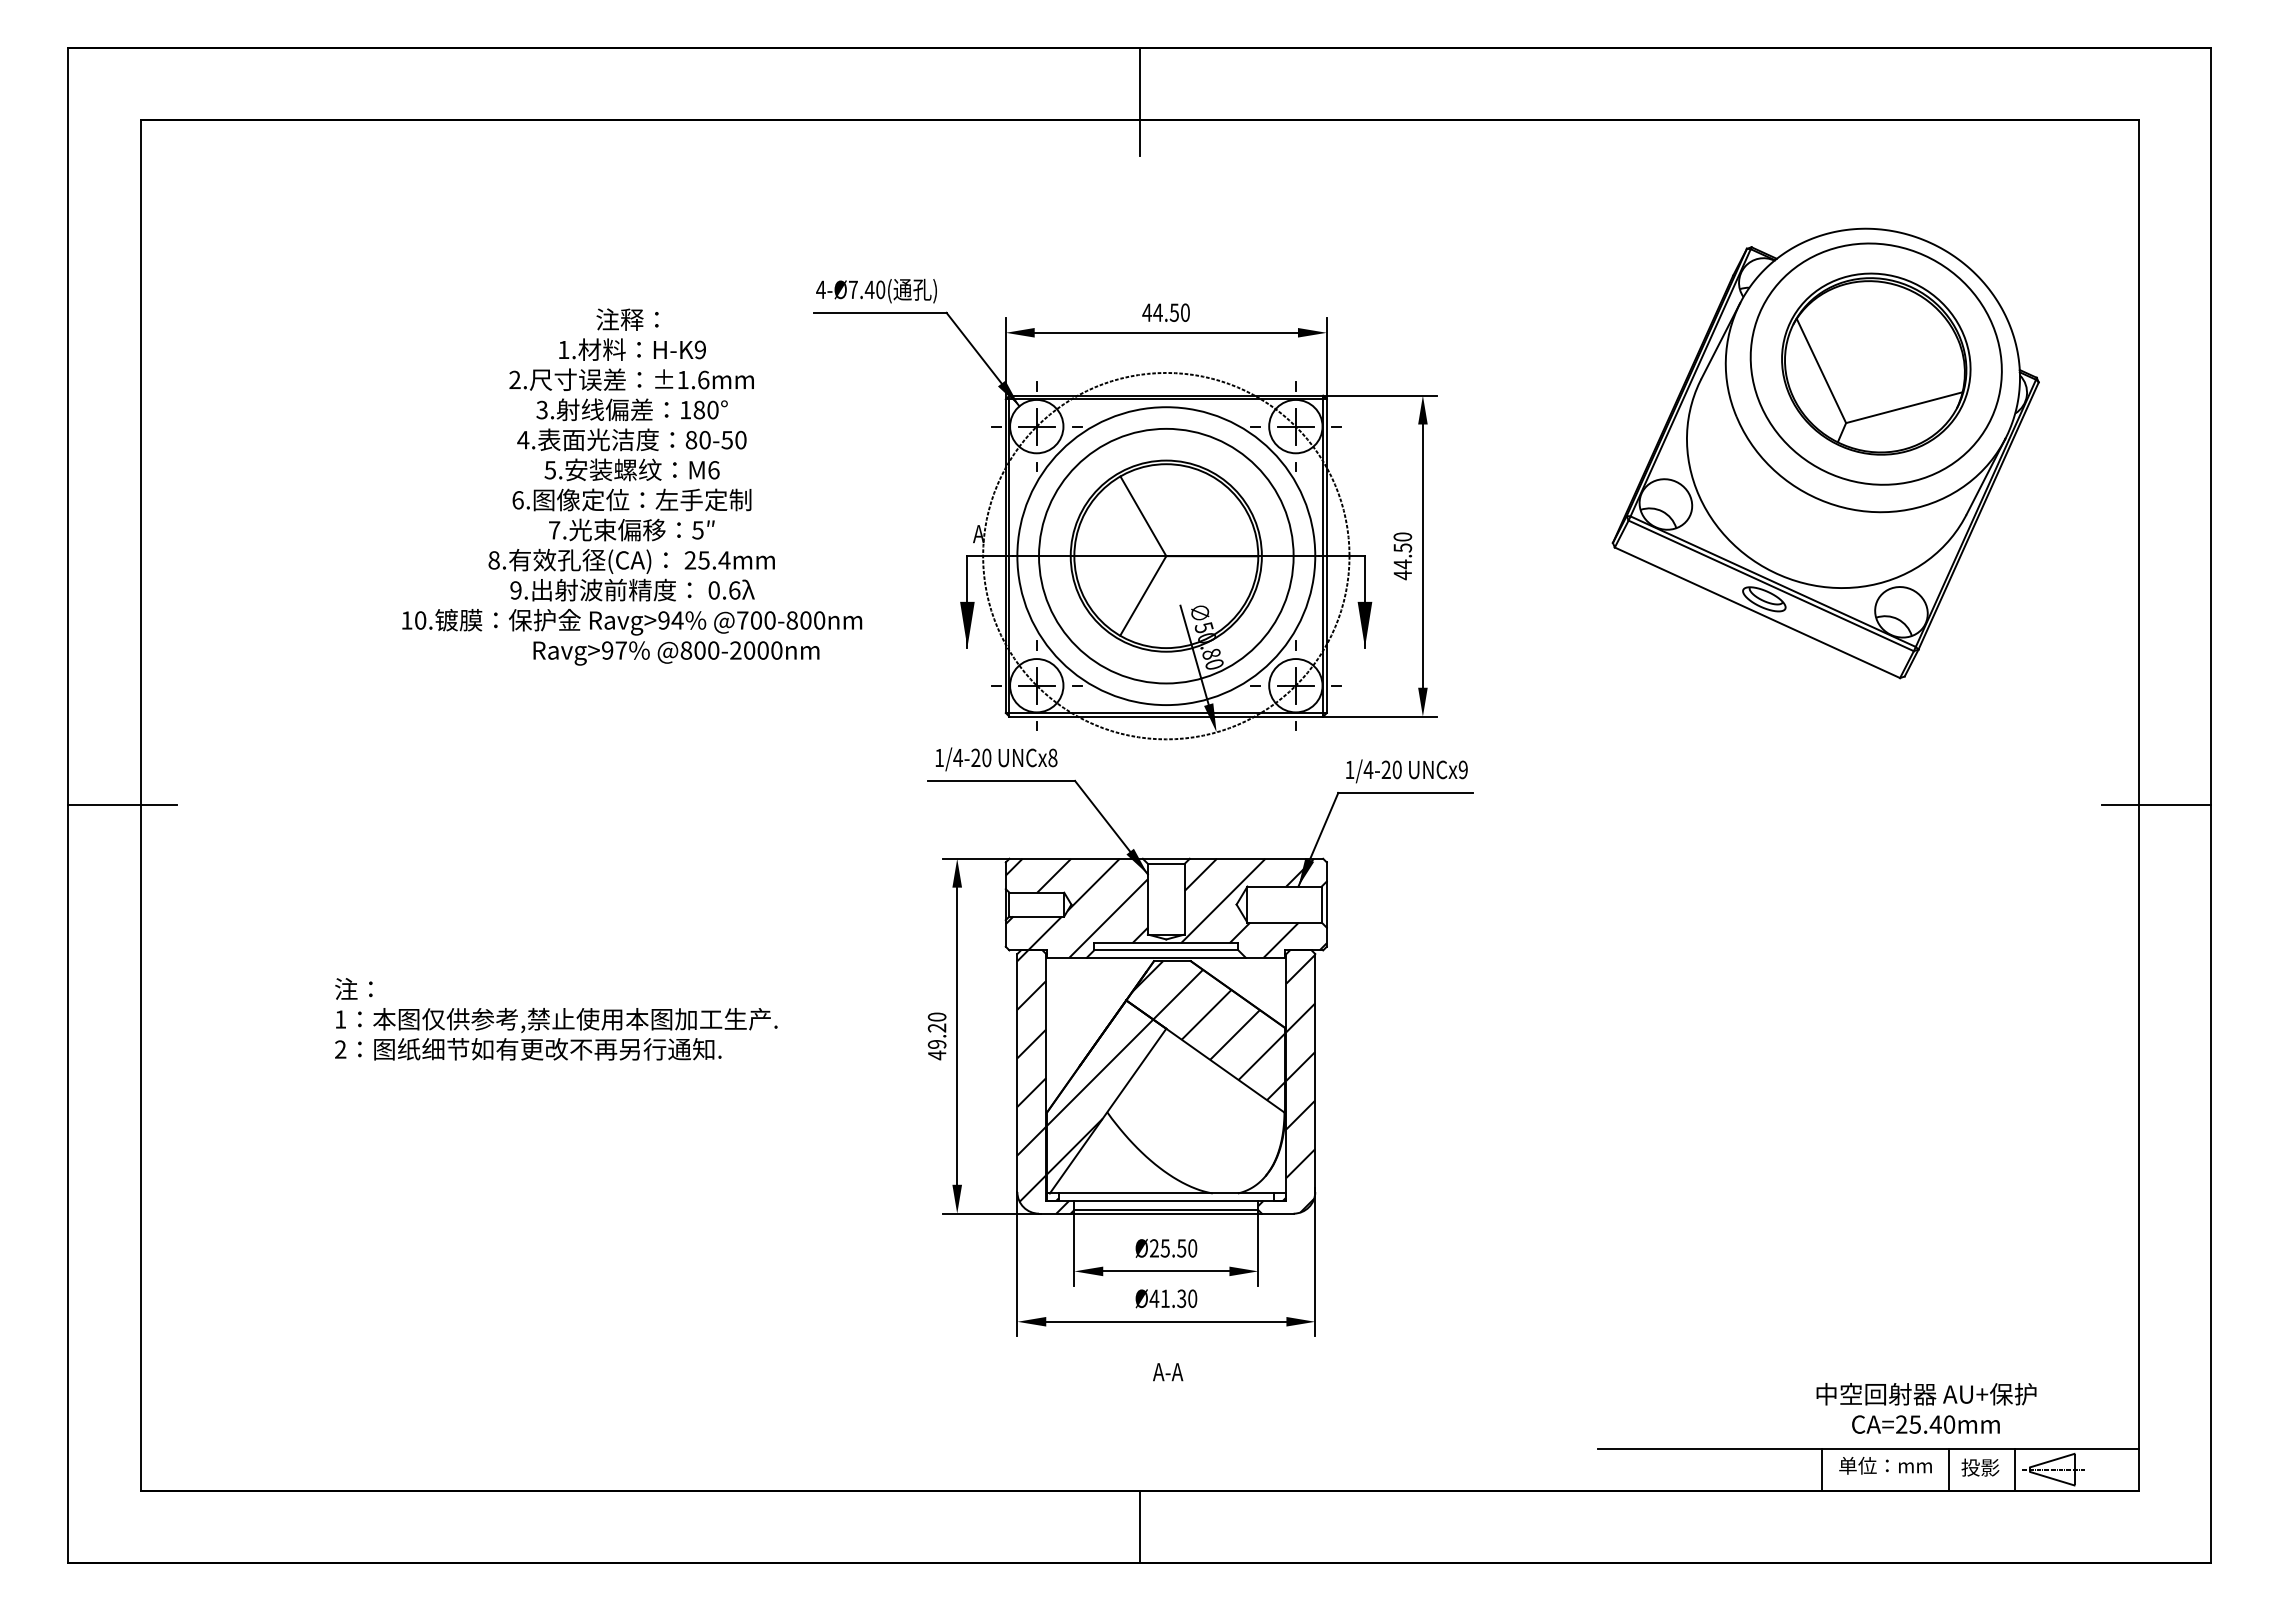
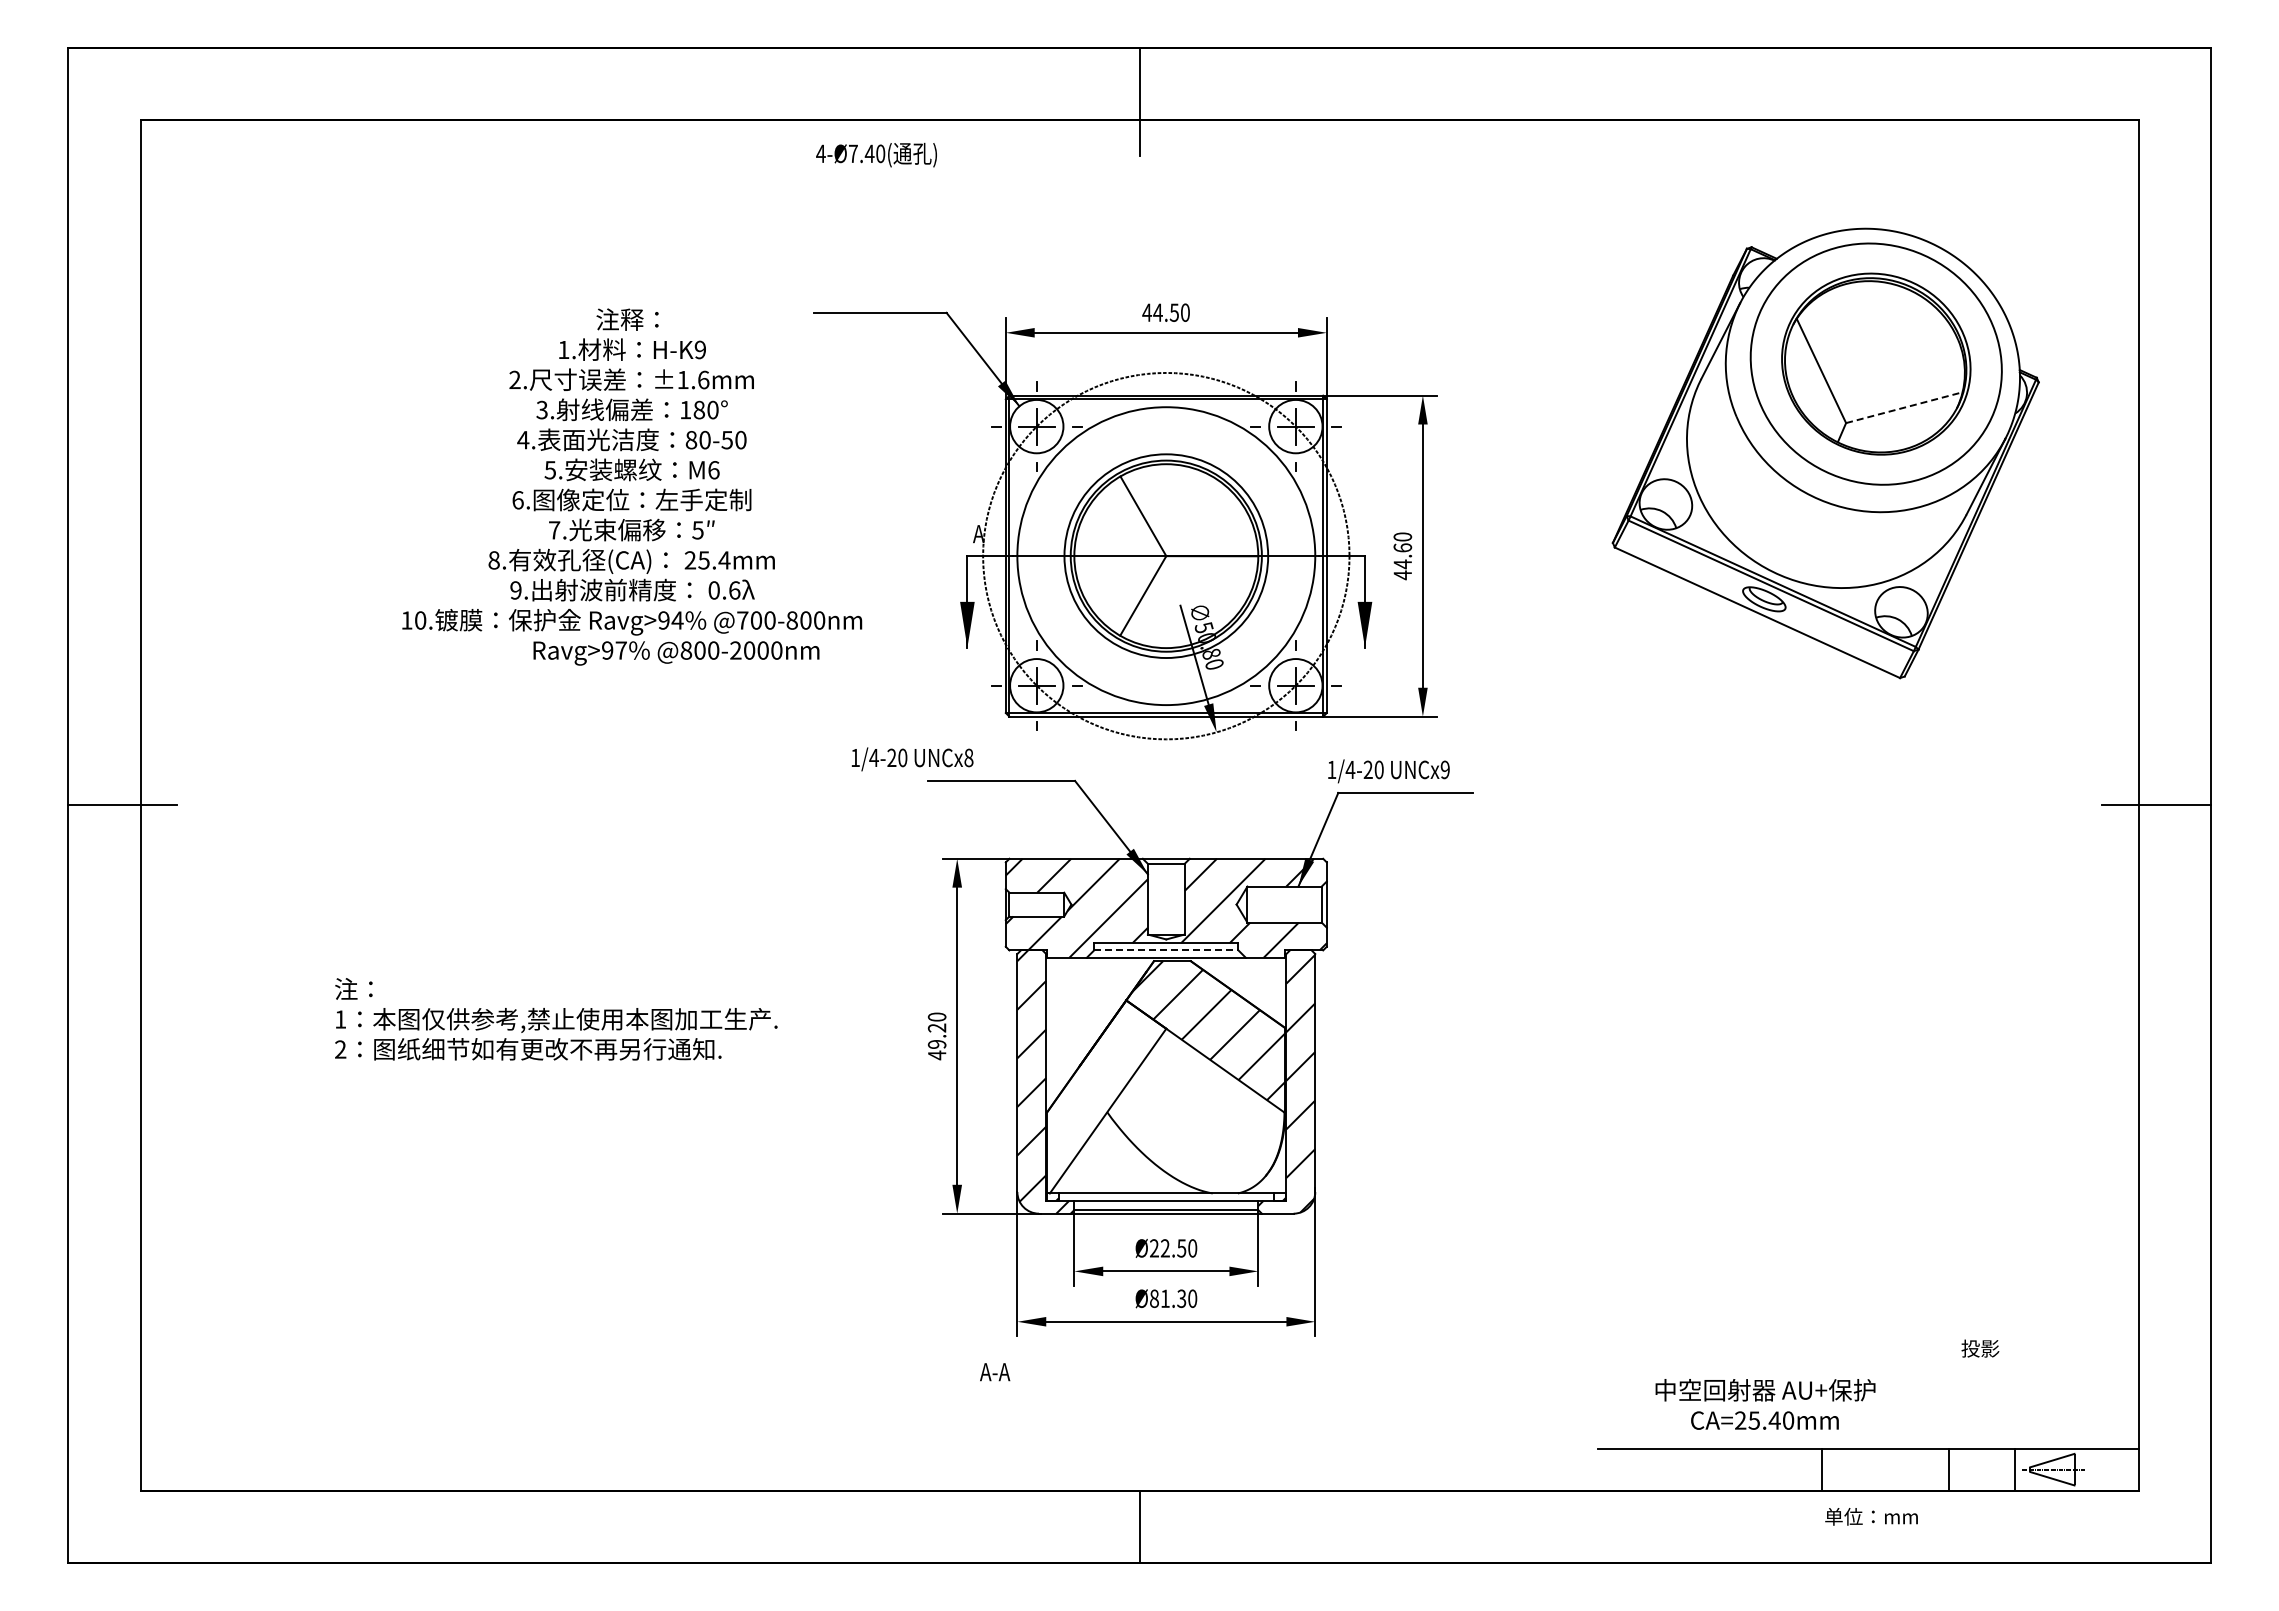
text position: (876, 290) -> (876, 154) (876, 154)
line: solid -> dashed (1904, 407)
text: 44.50 -> 44.60 (1402, 547)
circle diameter: 255 px -> 204 px (1166, 556)
text position: (996, 759) -> (912, 759) (912, 759)
text position: (1406, 771) -> (1388, 771) (1388, 771)
line: solid -> dashed (1166, 950)
hatch: present -> none (1100, 1096)
text: Ø25.50 -> Ø22.50 (1164, 1248)
text: Ø41.30 -> Ø81.30 (1154, 1298)
text position: (1168, 1372) -> (995, 1372) (995, 1372)
text position: (1926, 1408) -> (1765, 1404) (1765, 1404)
text position: (1885, 1465) -> (1871, 1516) (1871, 1516)
text position: (1980, 1467) -> (1980, 1348) (1980, 1348)
